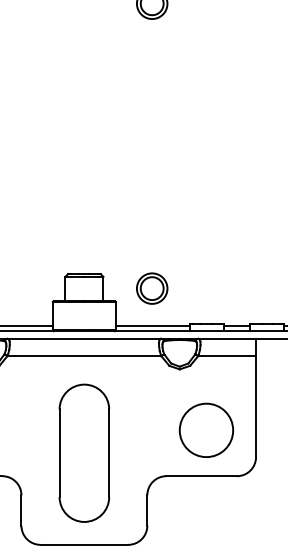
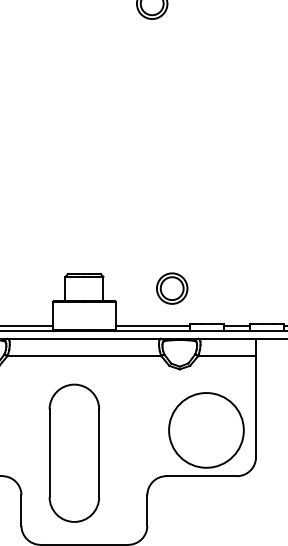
part position: (152, 288) -> (172, 288) (172, 288)
circle diameter: 53 px -> 75 px (206, 430)
part position: (84, 452) -> (74, 452) (74, 452)
